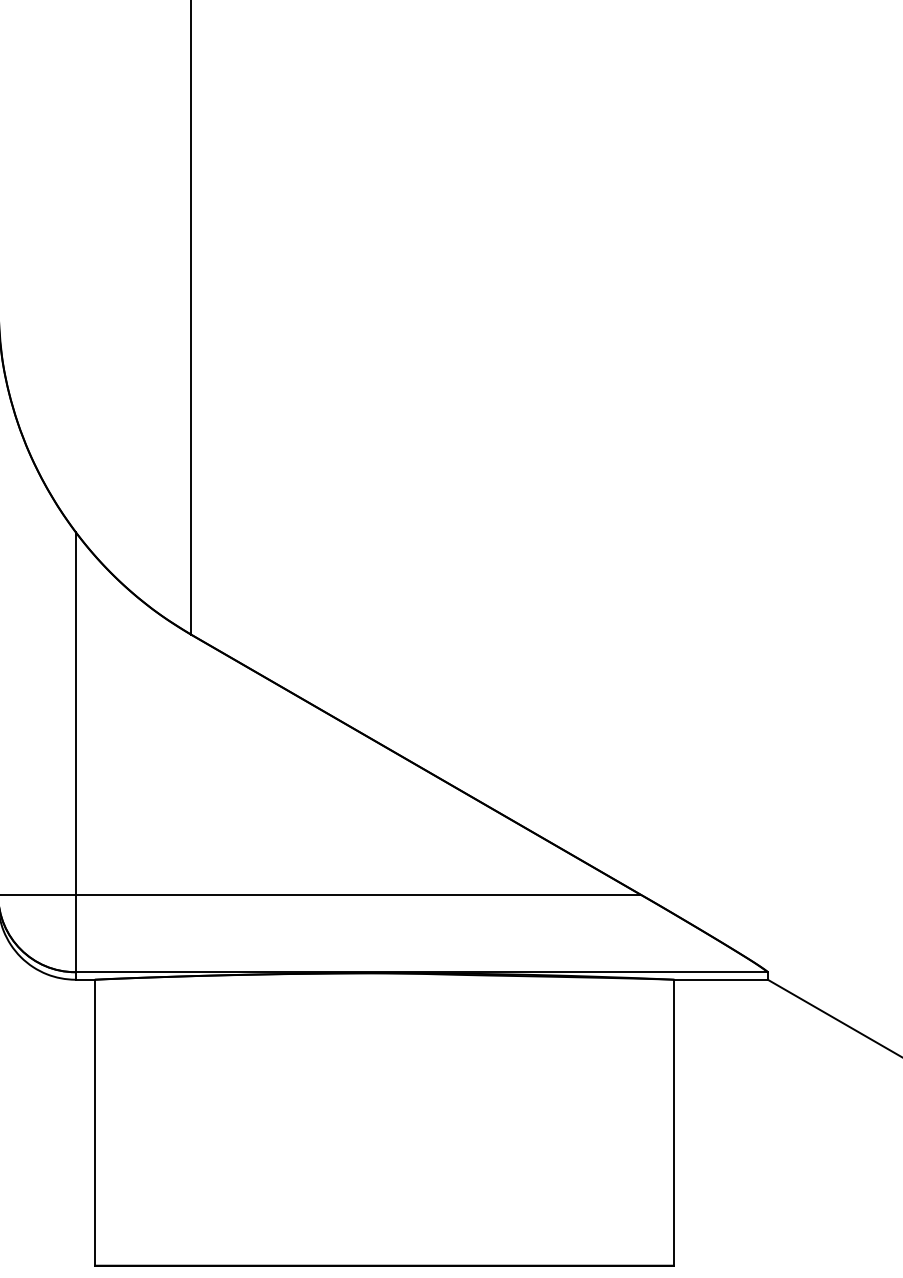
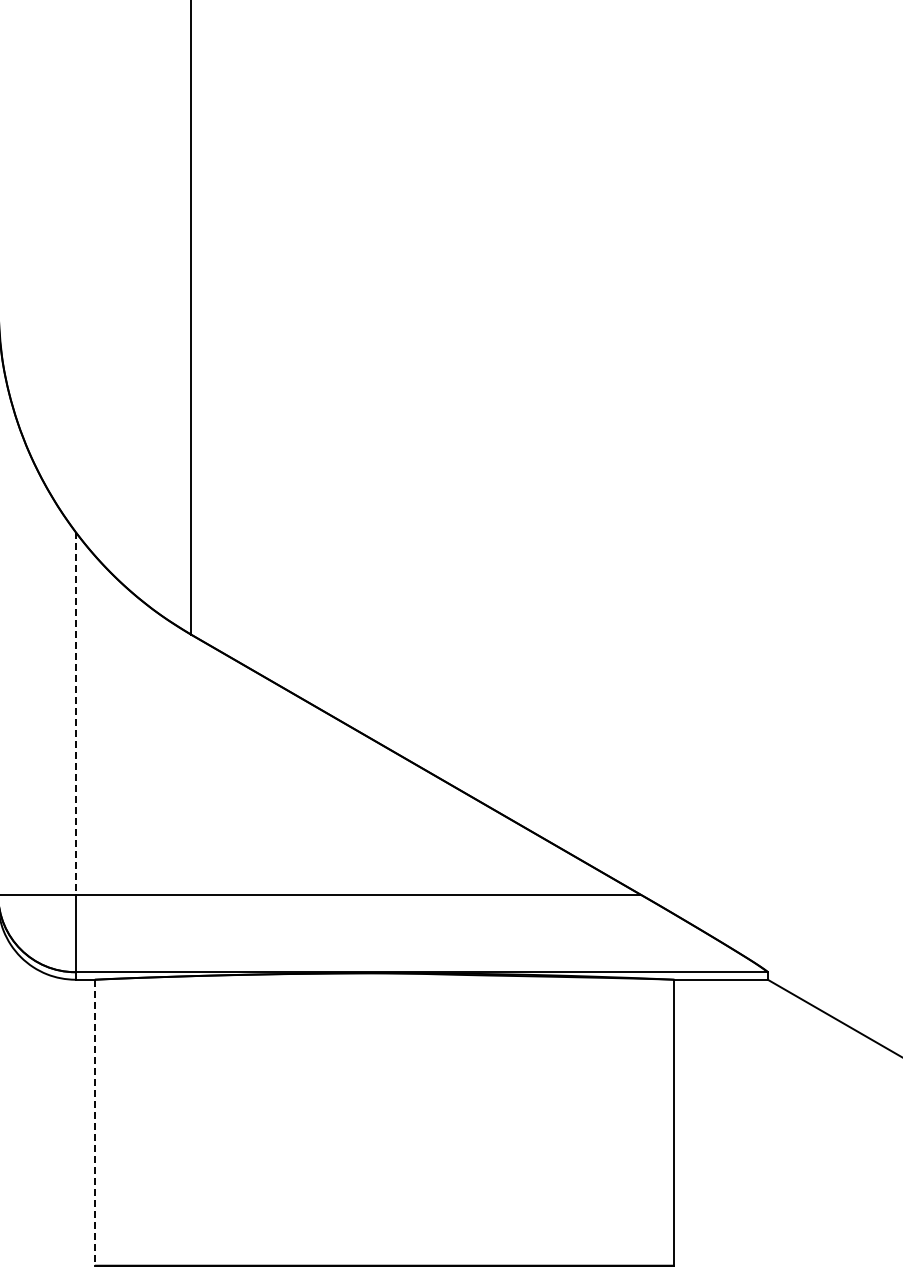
line: solid -> dashed (75, 713)
line: solid -> dashed (94, 1122)
